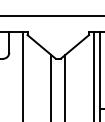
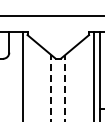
line: solid -> dashed (51, 87)
line: solid -> dashed (65, 87)
